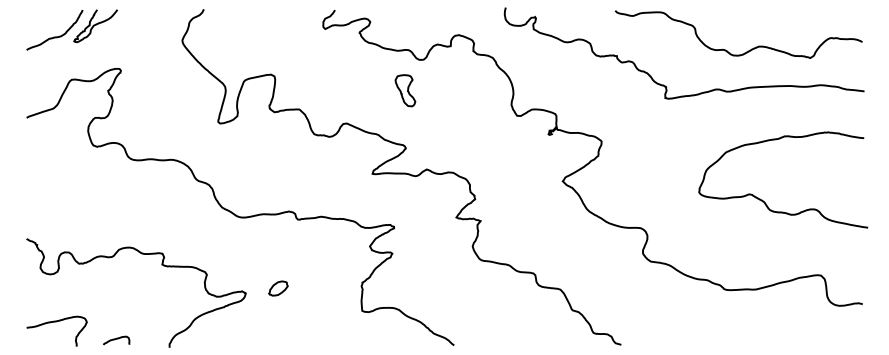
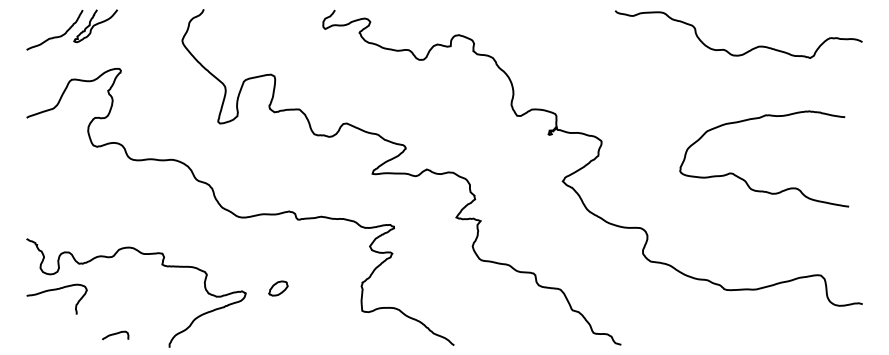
curve: present -> none (665, 85)
part: present -> none (405, 90)
curve position: (762, 199) -> (743, 178) (743, 178)
curve position: (56, 322) -> (56, 290) (56, 290)
curve position: (116, 339) -> (115, 334) (115, 334)
